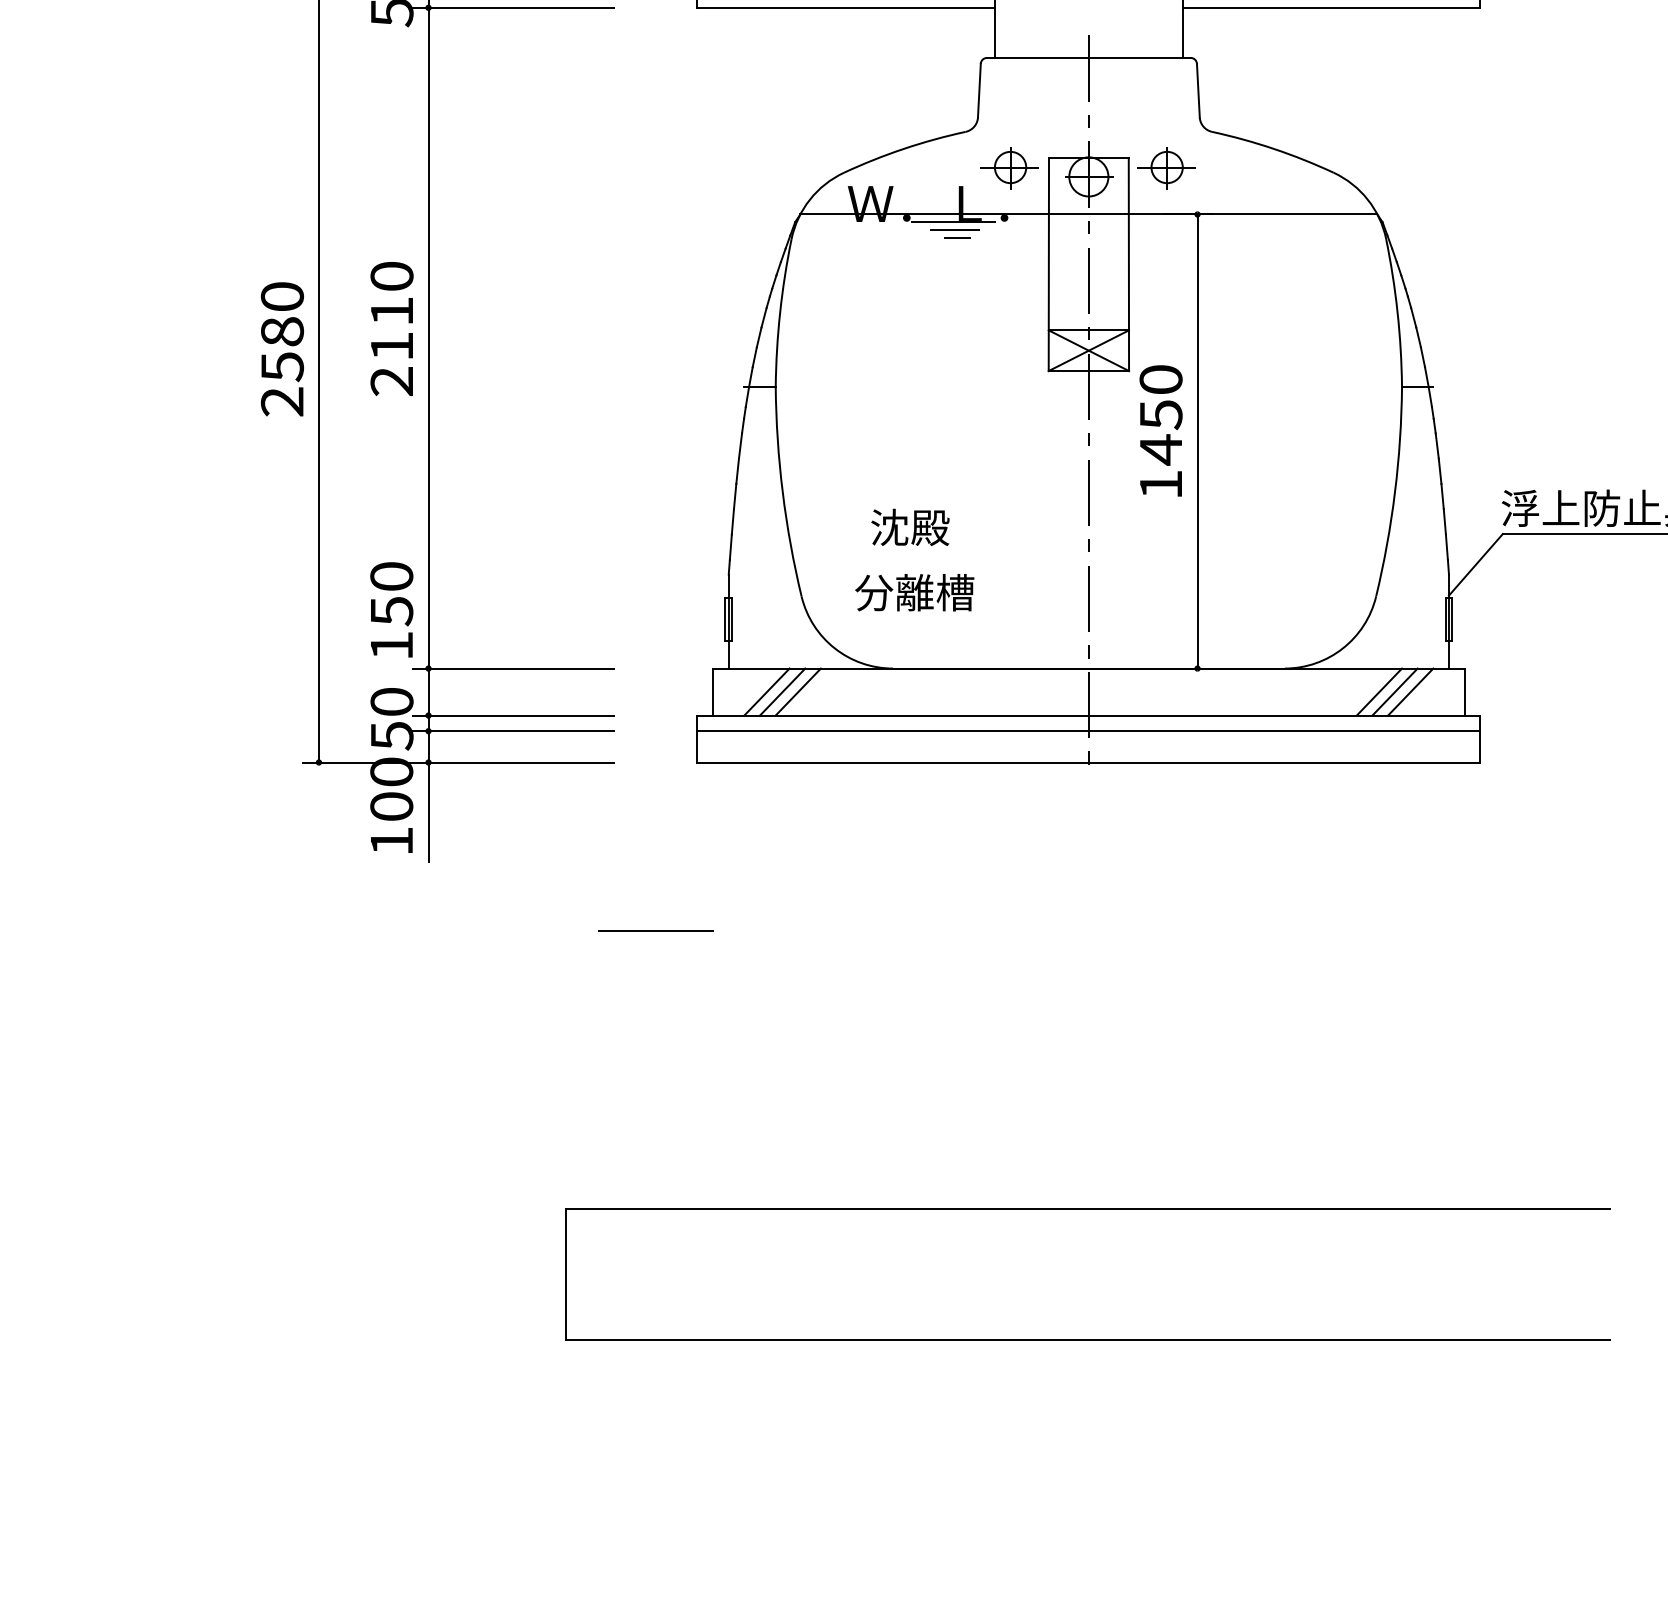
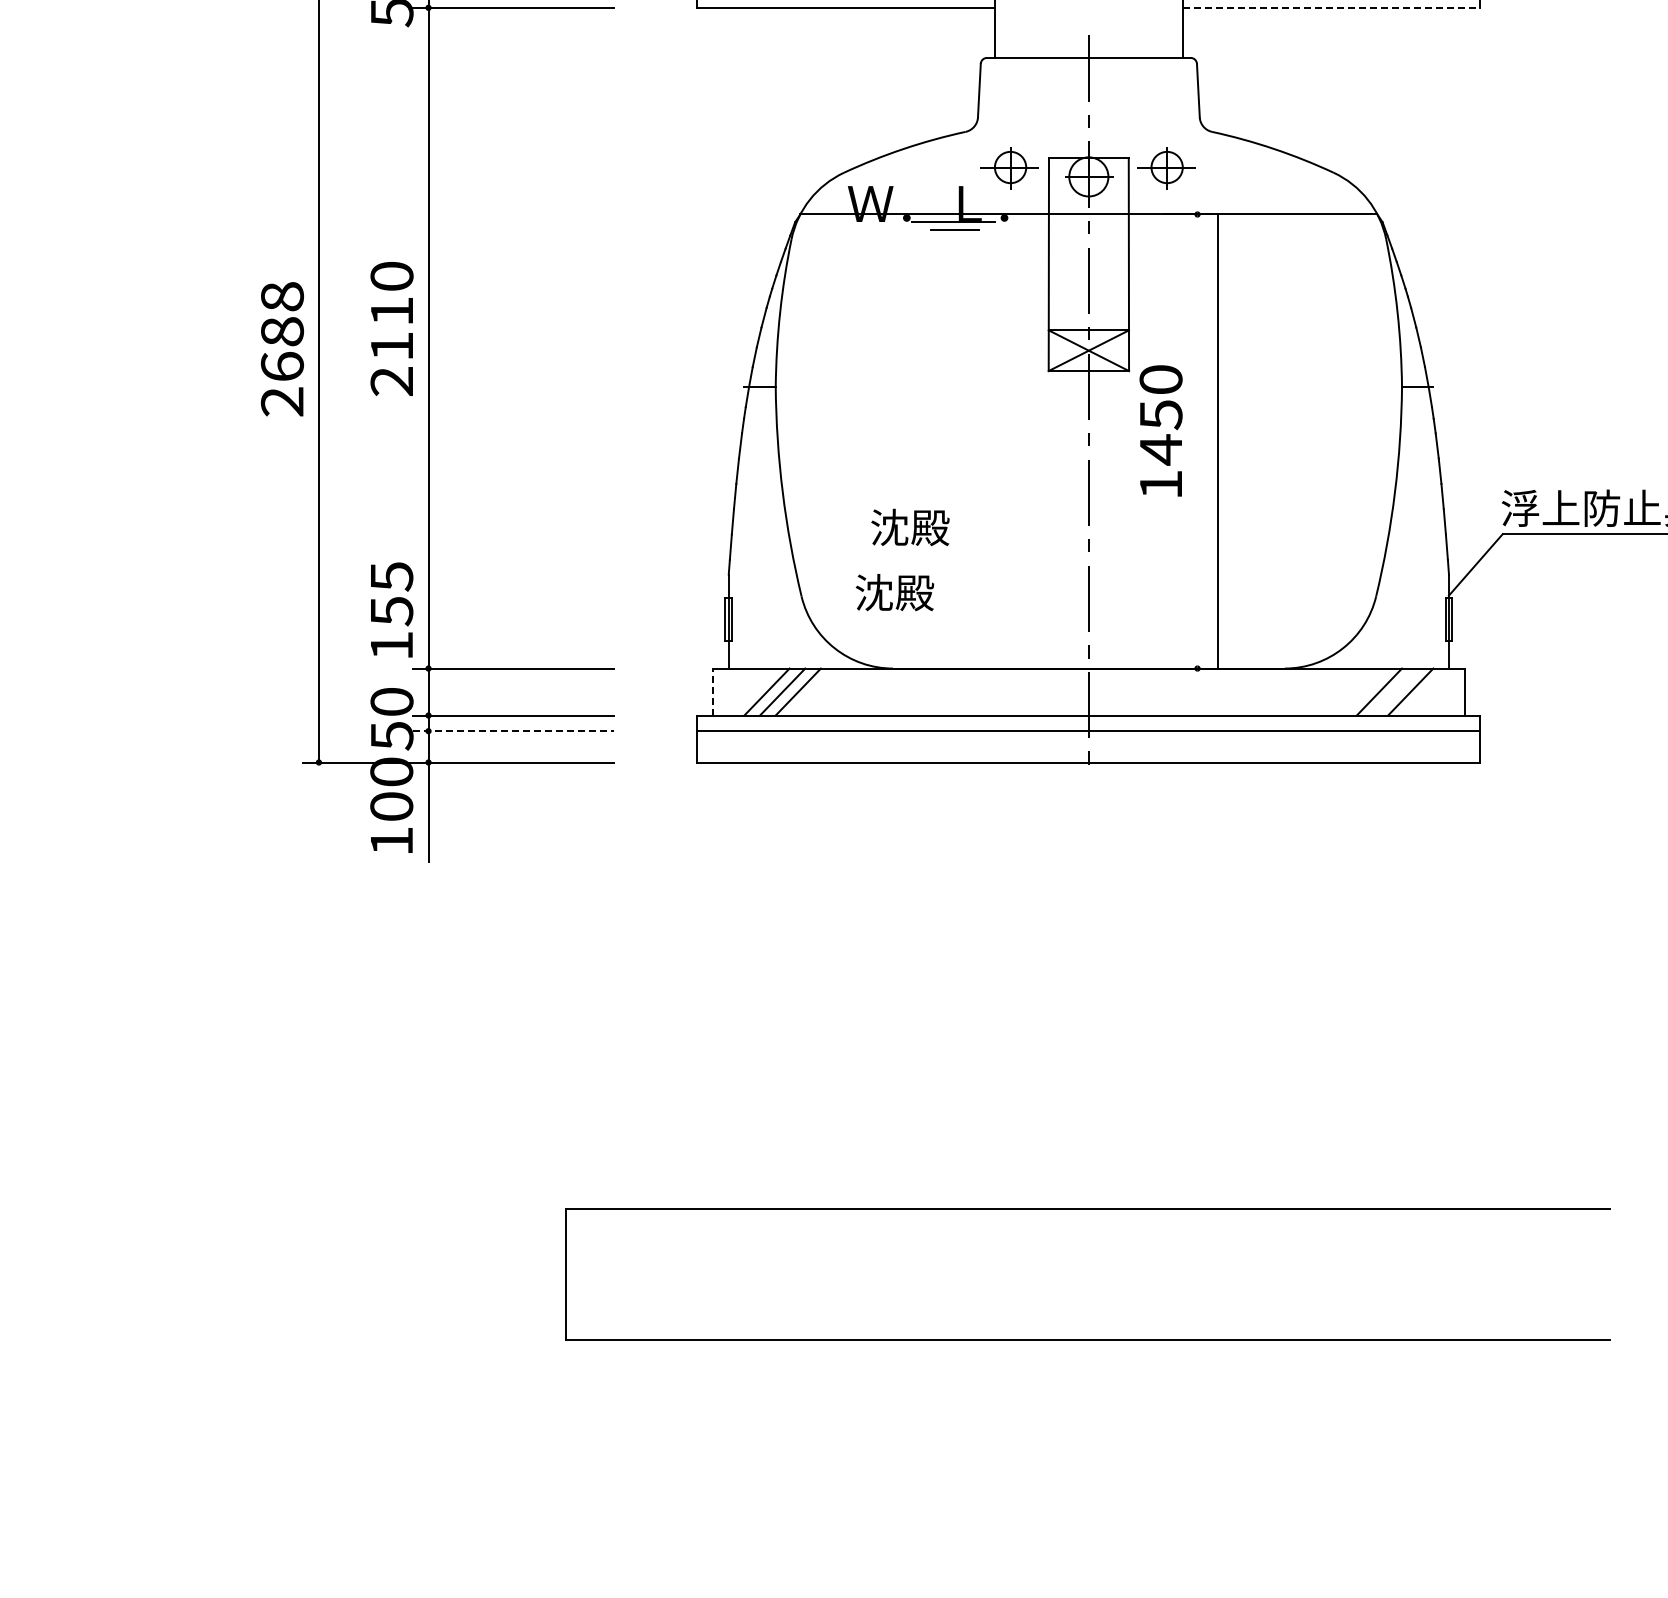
line: solid -> dashed (1331, 7)
line: present -> none (957, 237)
text: 2580 -> 2688 (282, 332)
line position: (1197, 441) -> (1217, 441) (1217, 441)
text: 150 -> 155 (391, 576)
text: 分離槽 -> 沈殿 (914, 592)
line: solid -> dashed (713, 691)
line: present -> none (1394, 691)
line: solid -> dashed (513, 731)
line: present -> none (655, 931)
